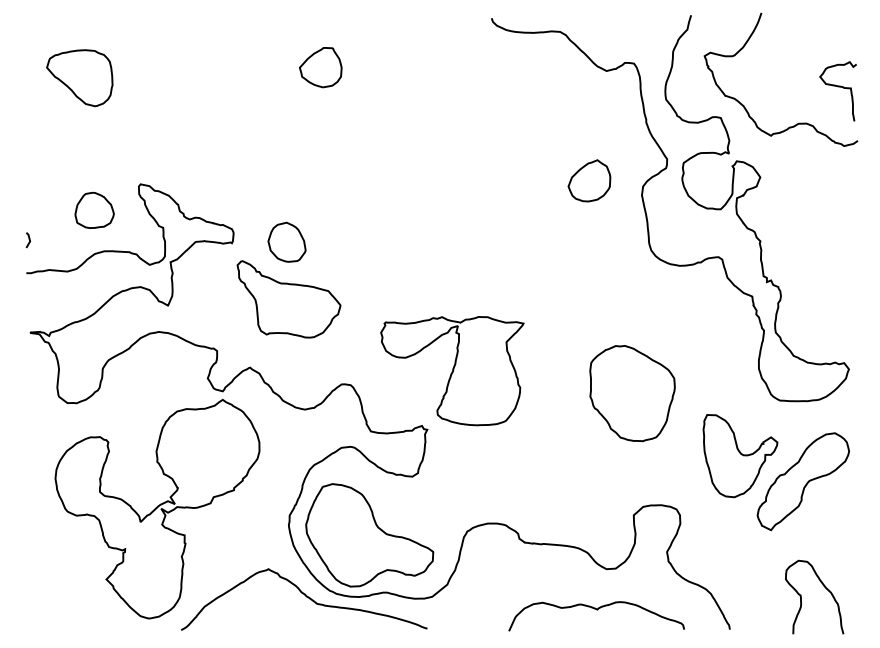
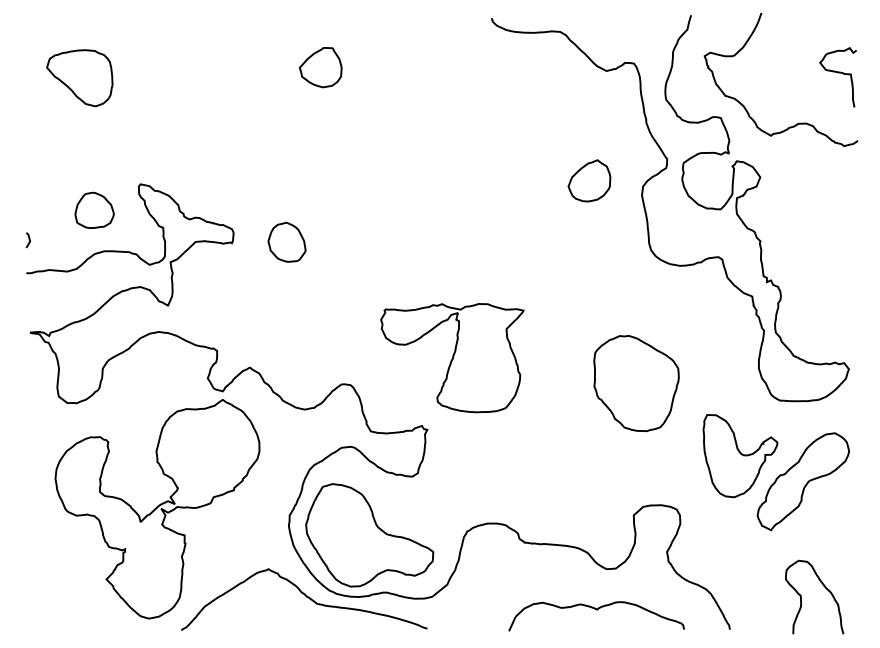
curve position: (837, 87) -> (837, 73) (837, 73)
part: present -> none (288, 299)
part position: (452, 371) -> (452, 358) (452, 358)
part position: (632, 393) -> (636, 383) (636, 383)
